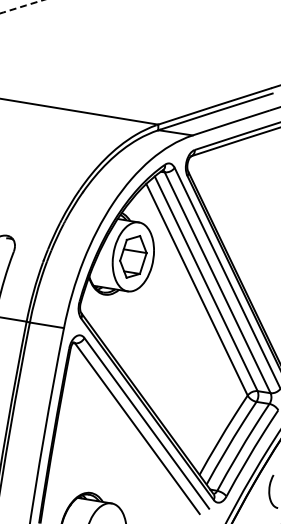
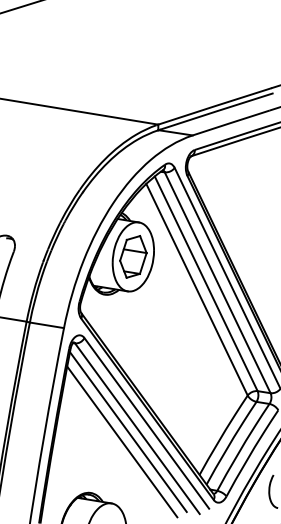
arc: dashed -> solid (20, 7)
line: none -> present (128, 432)
line: none -> present (122, 441)
